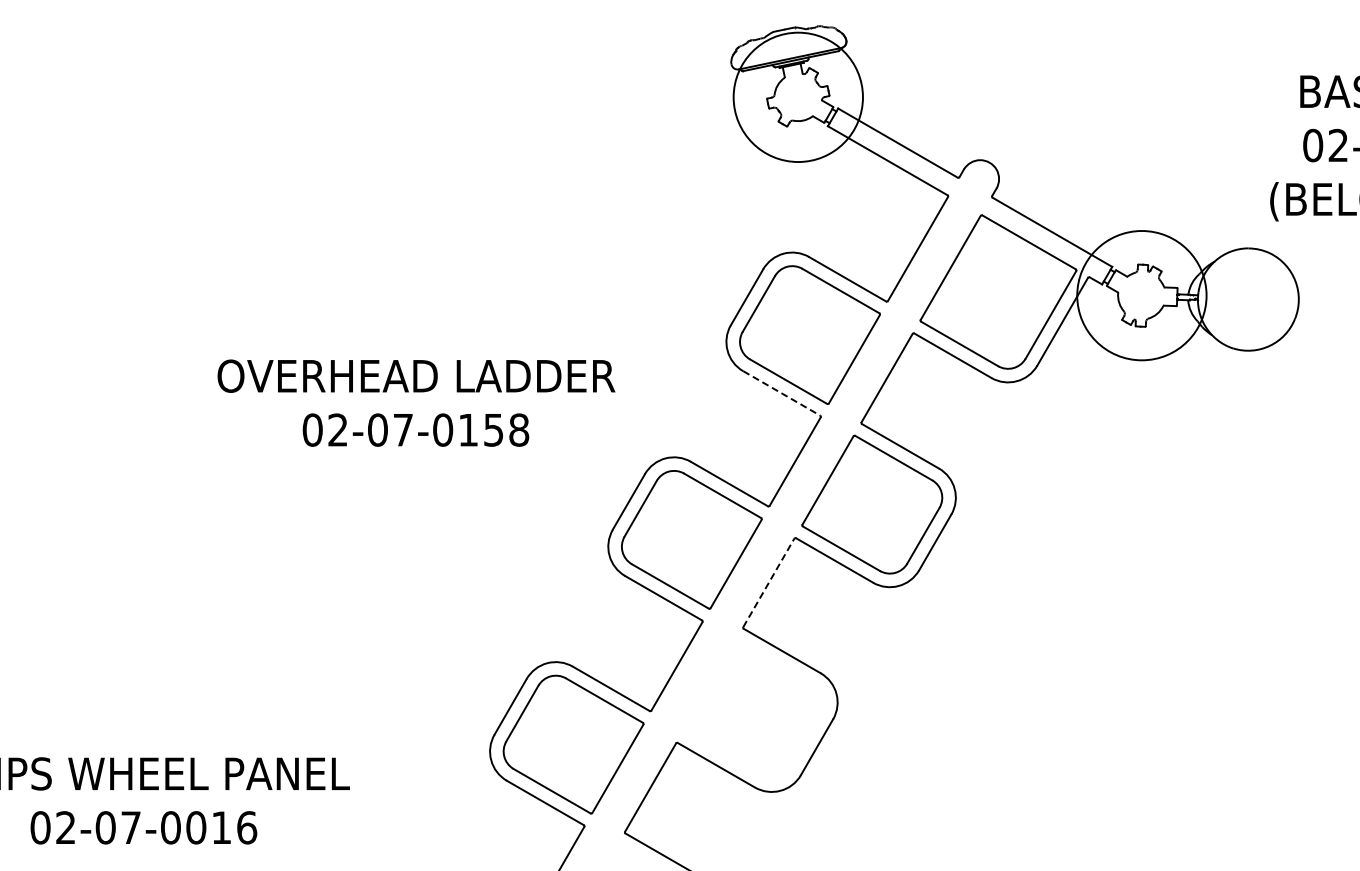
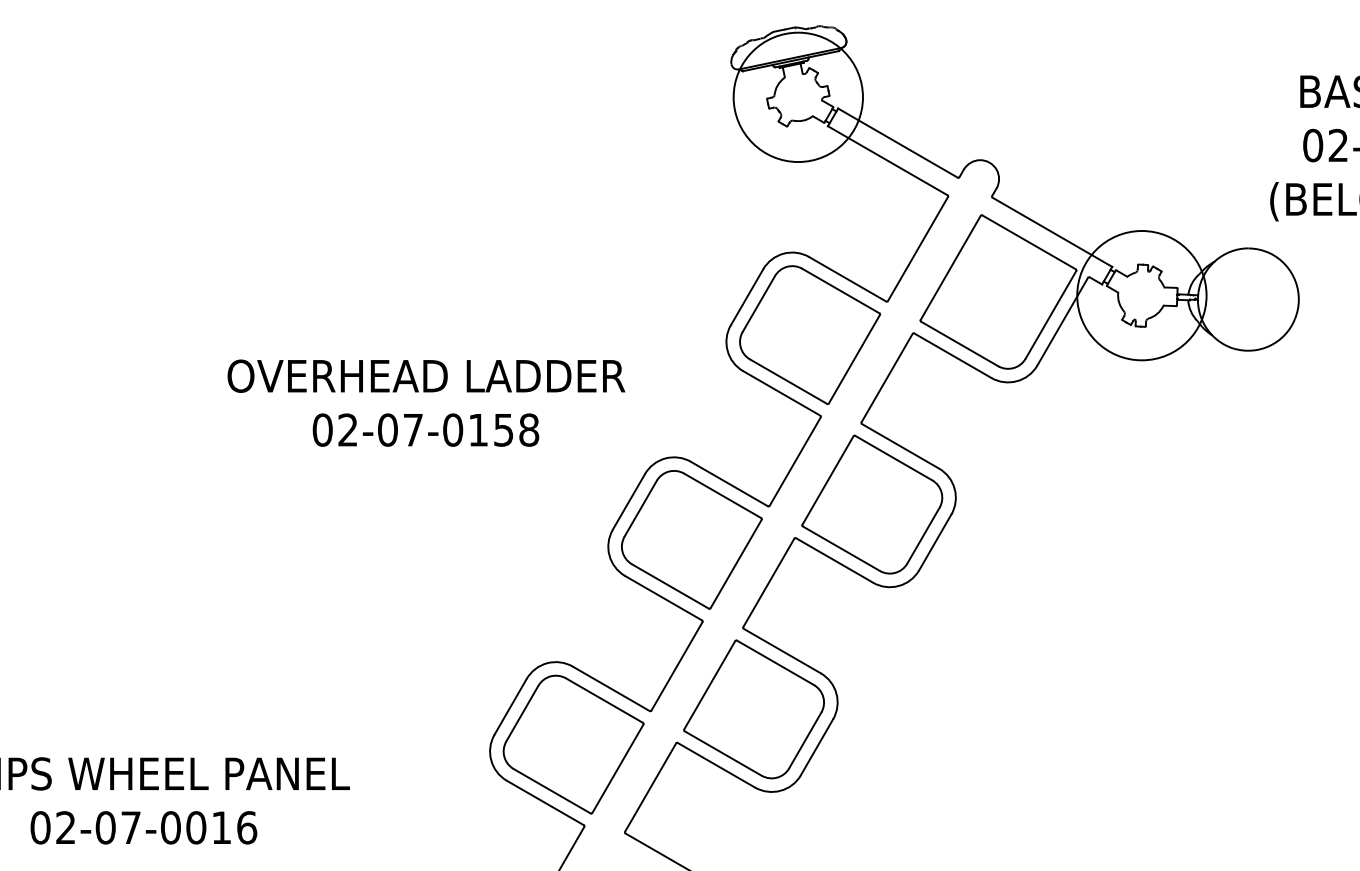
line: dashed -> solid (782, 393)
text position: (416, 402) -> (426, 402) (426, 402)
line: dashed -> solid (769, 582)
part: none -> present (753, 709)
